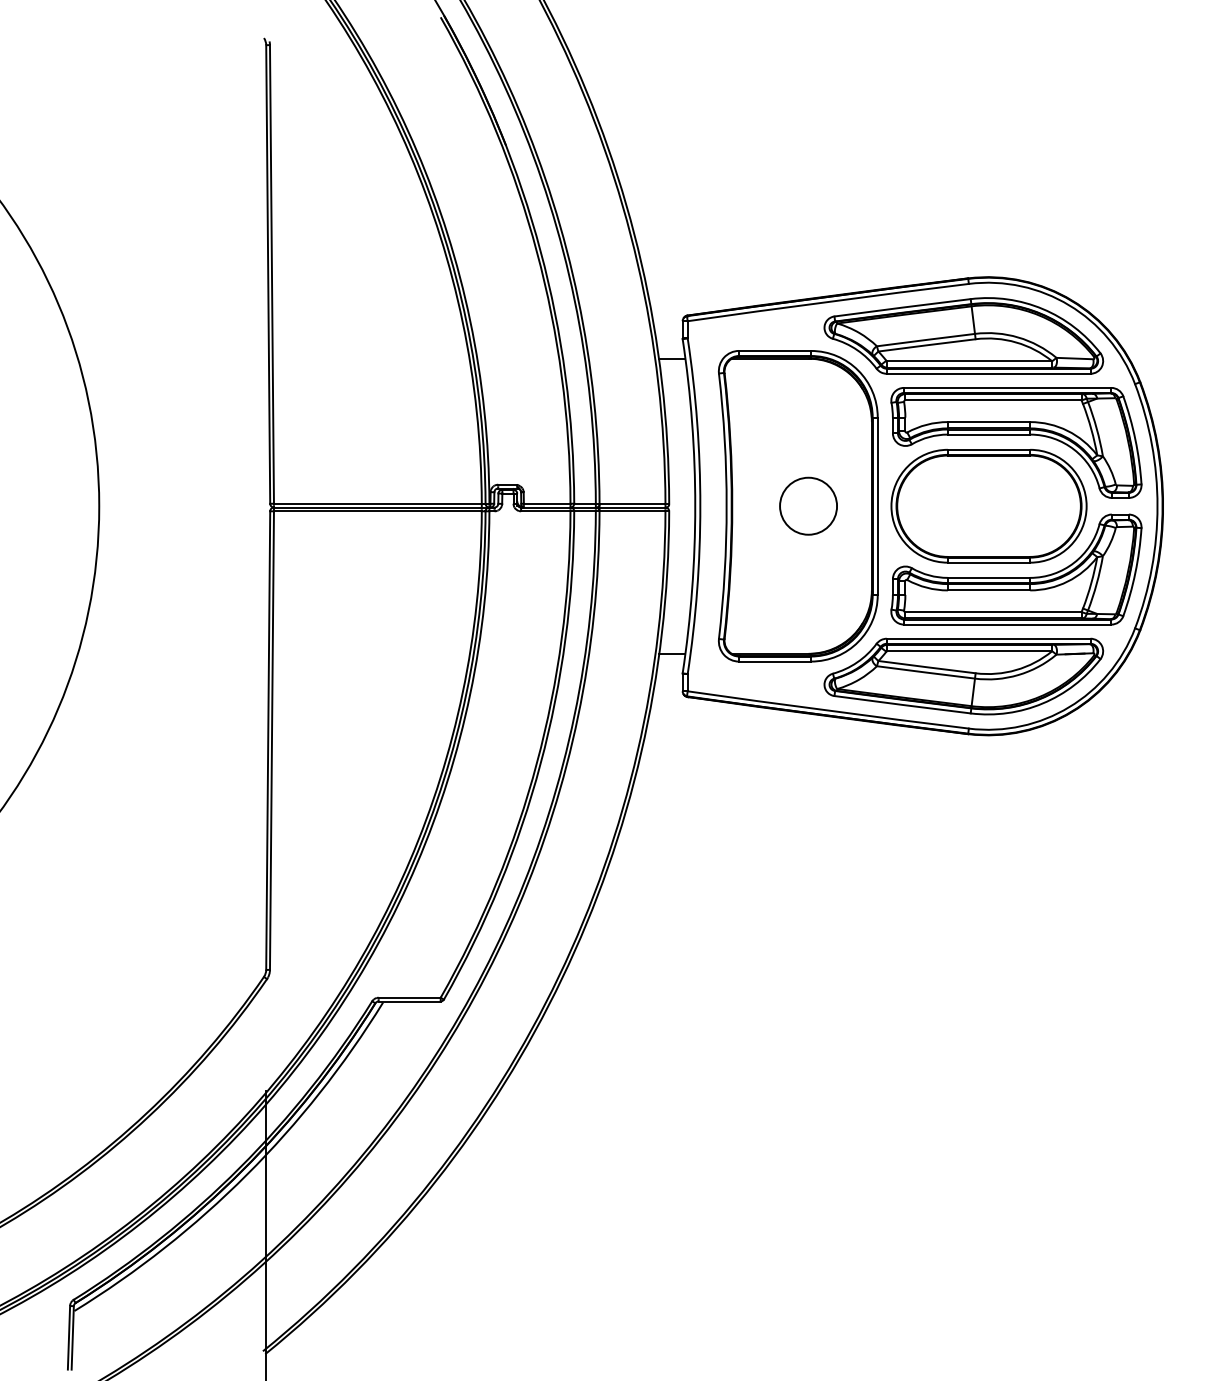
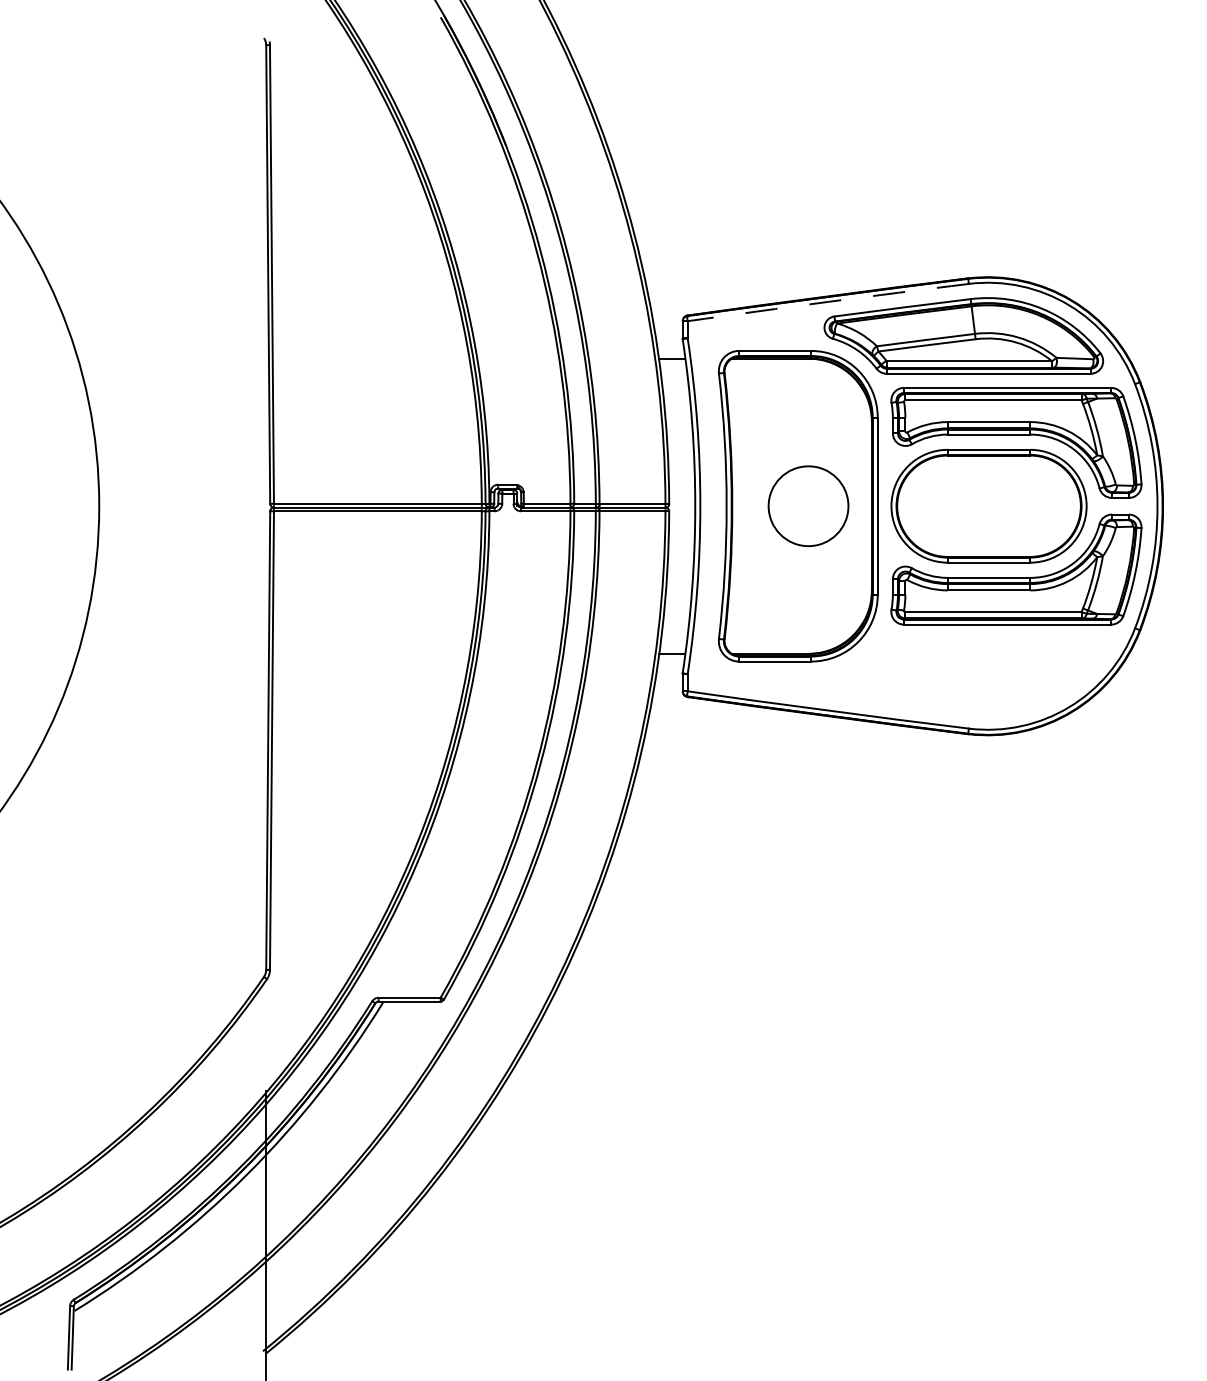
arc: solid -> dashed (828, 301)
circle diameter: 57 px -> 80 px (808, 506)
part: present -> none (963, 676)
